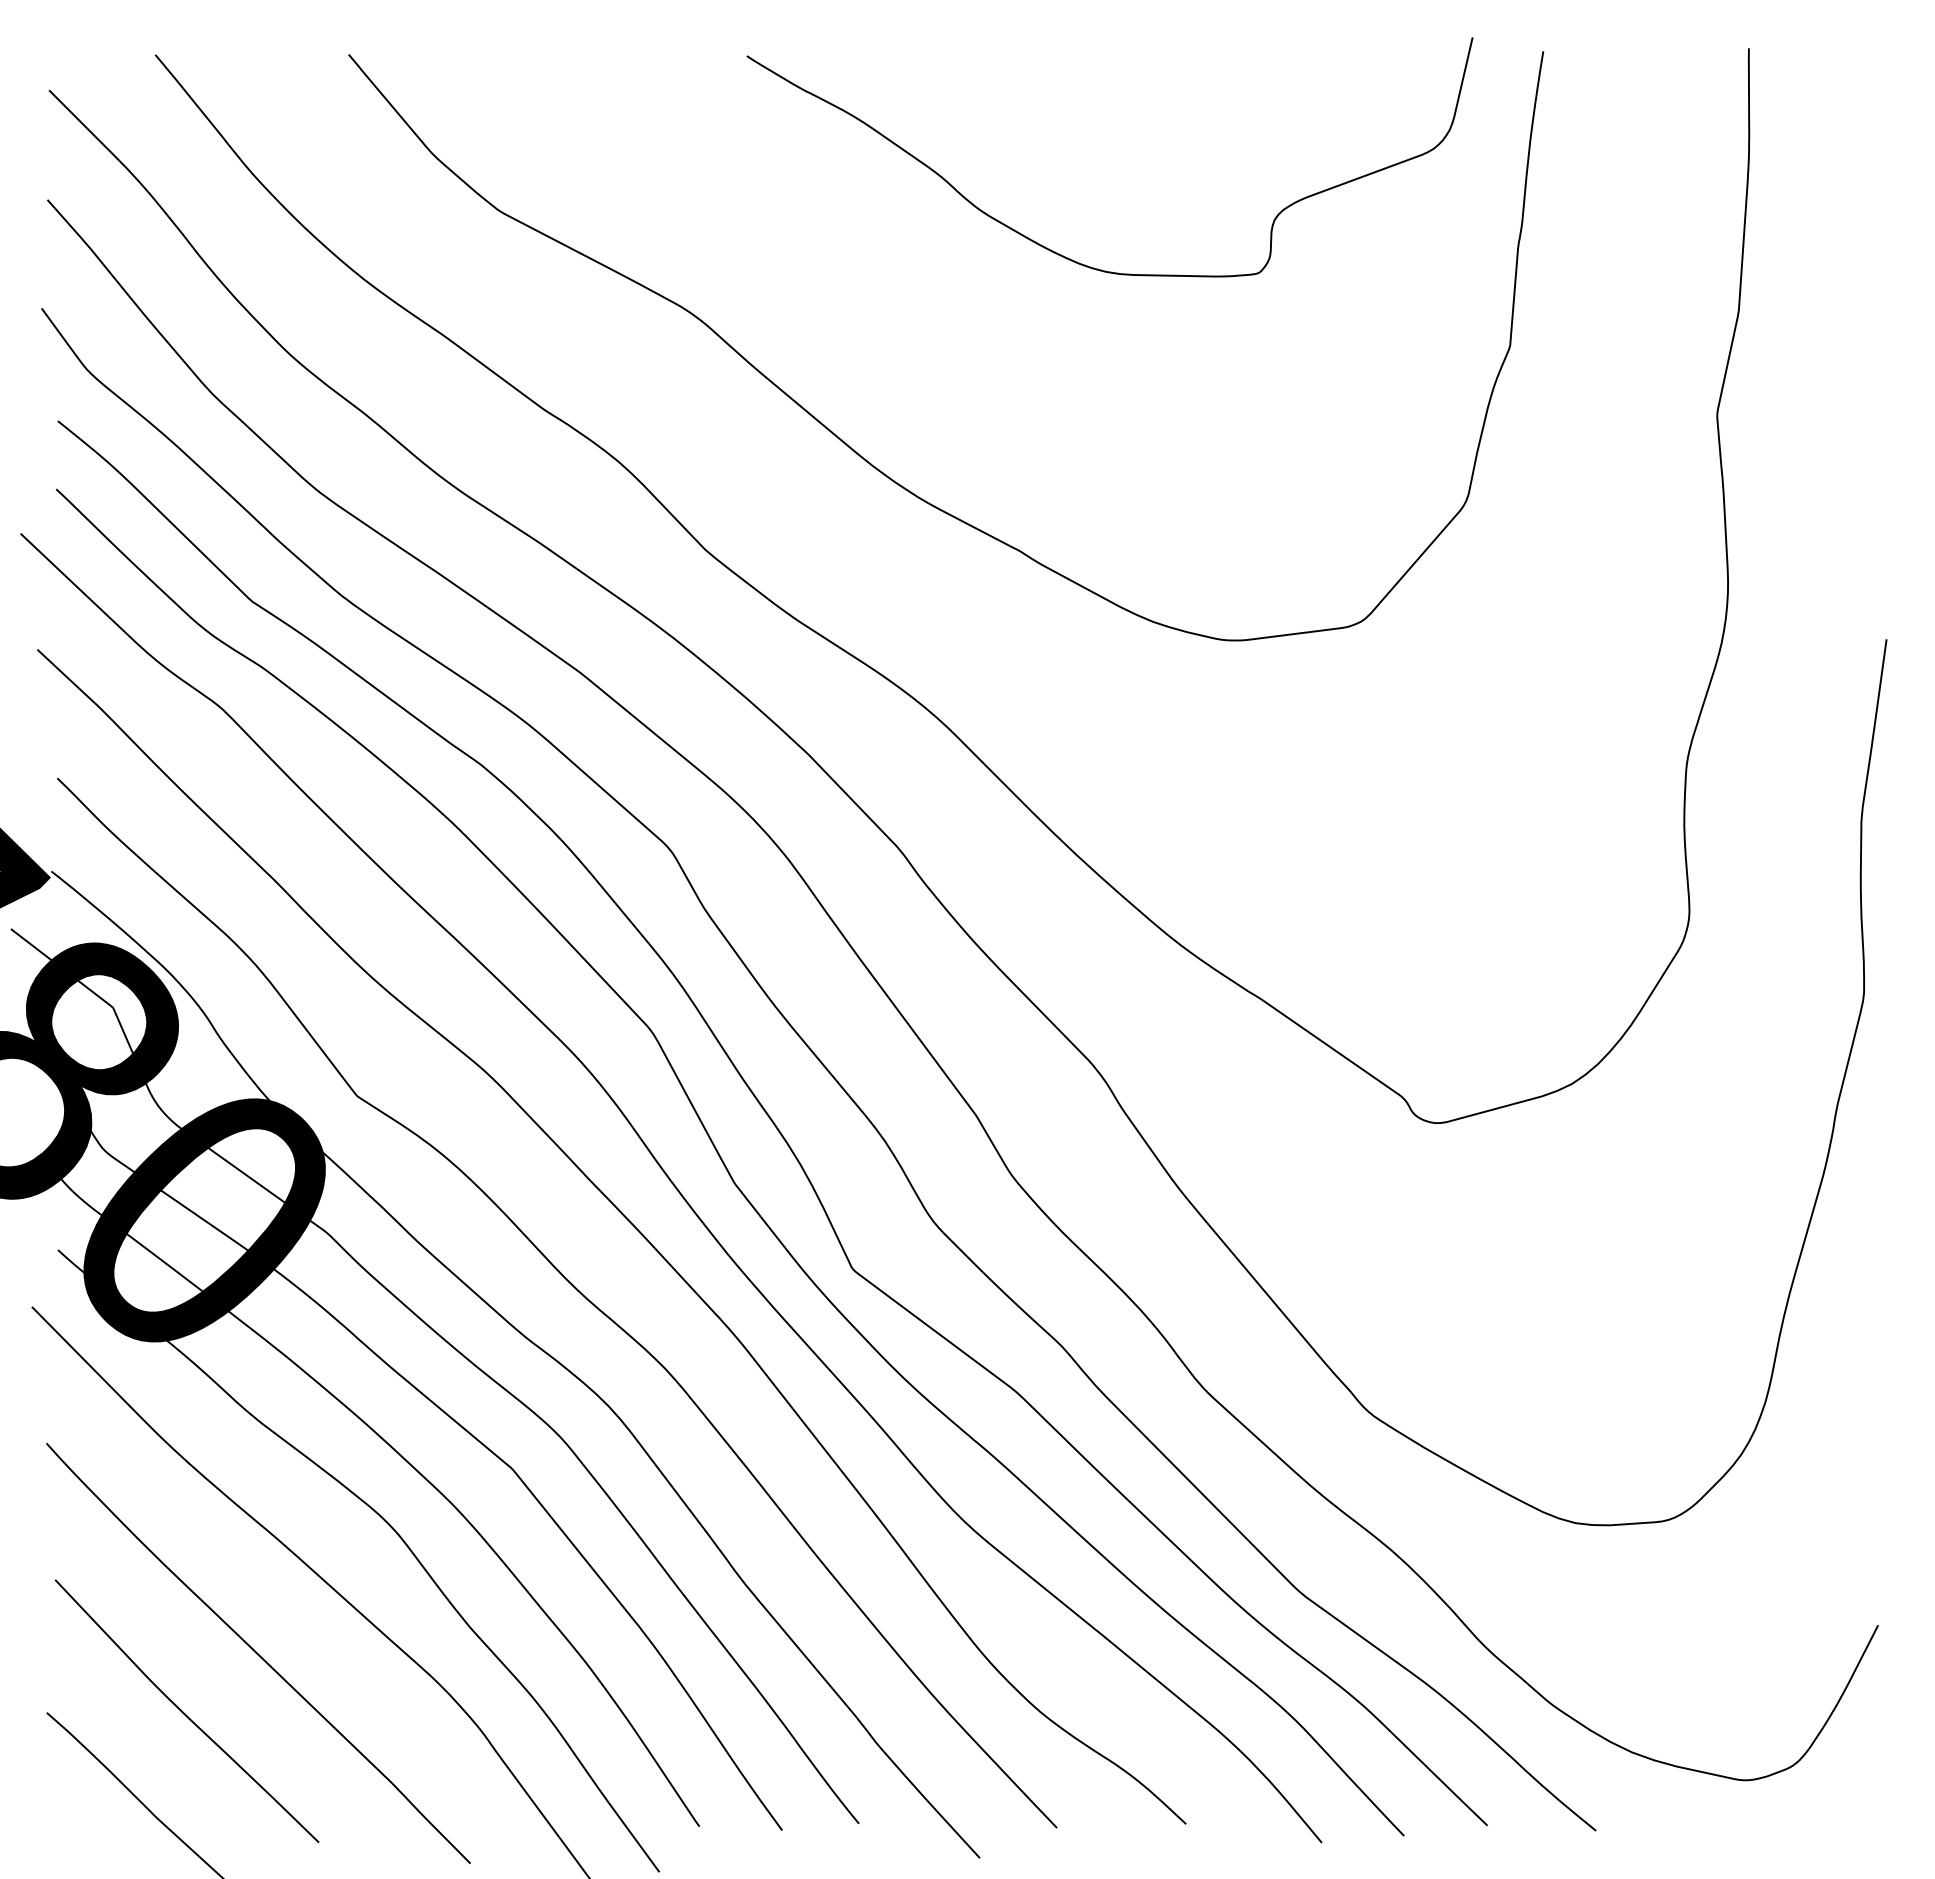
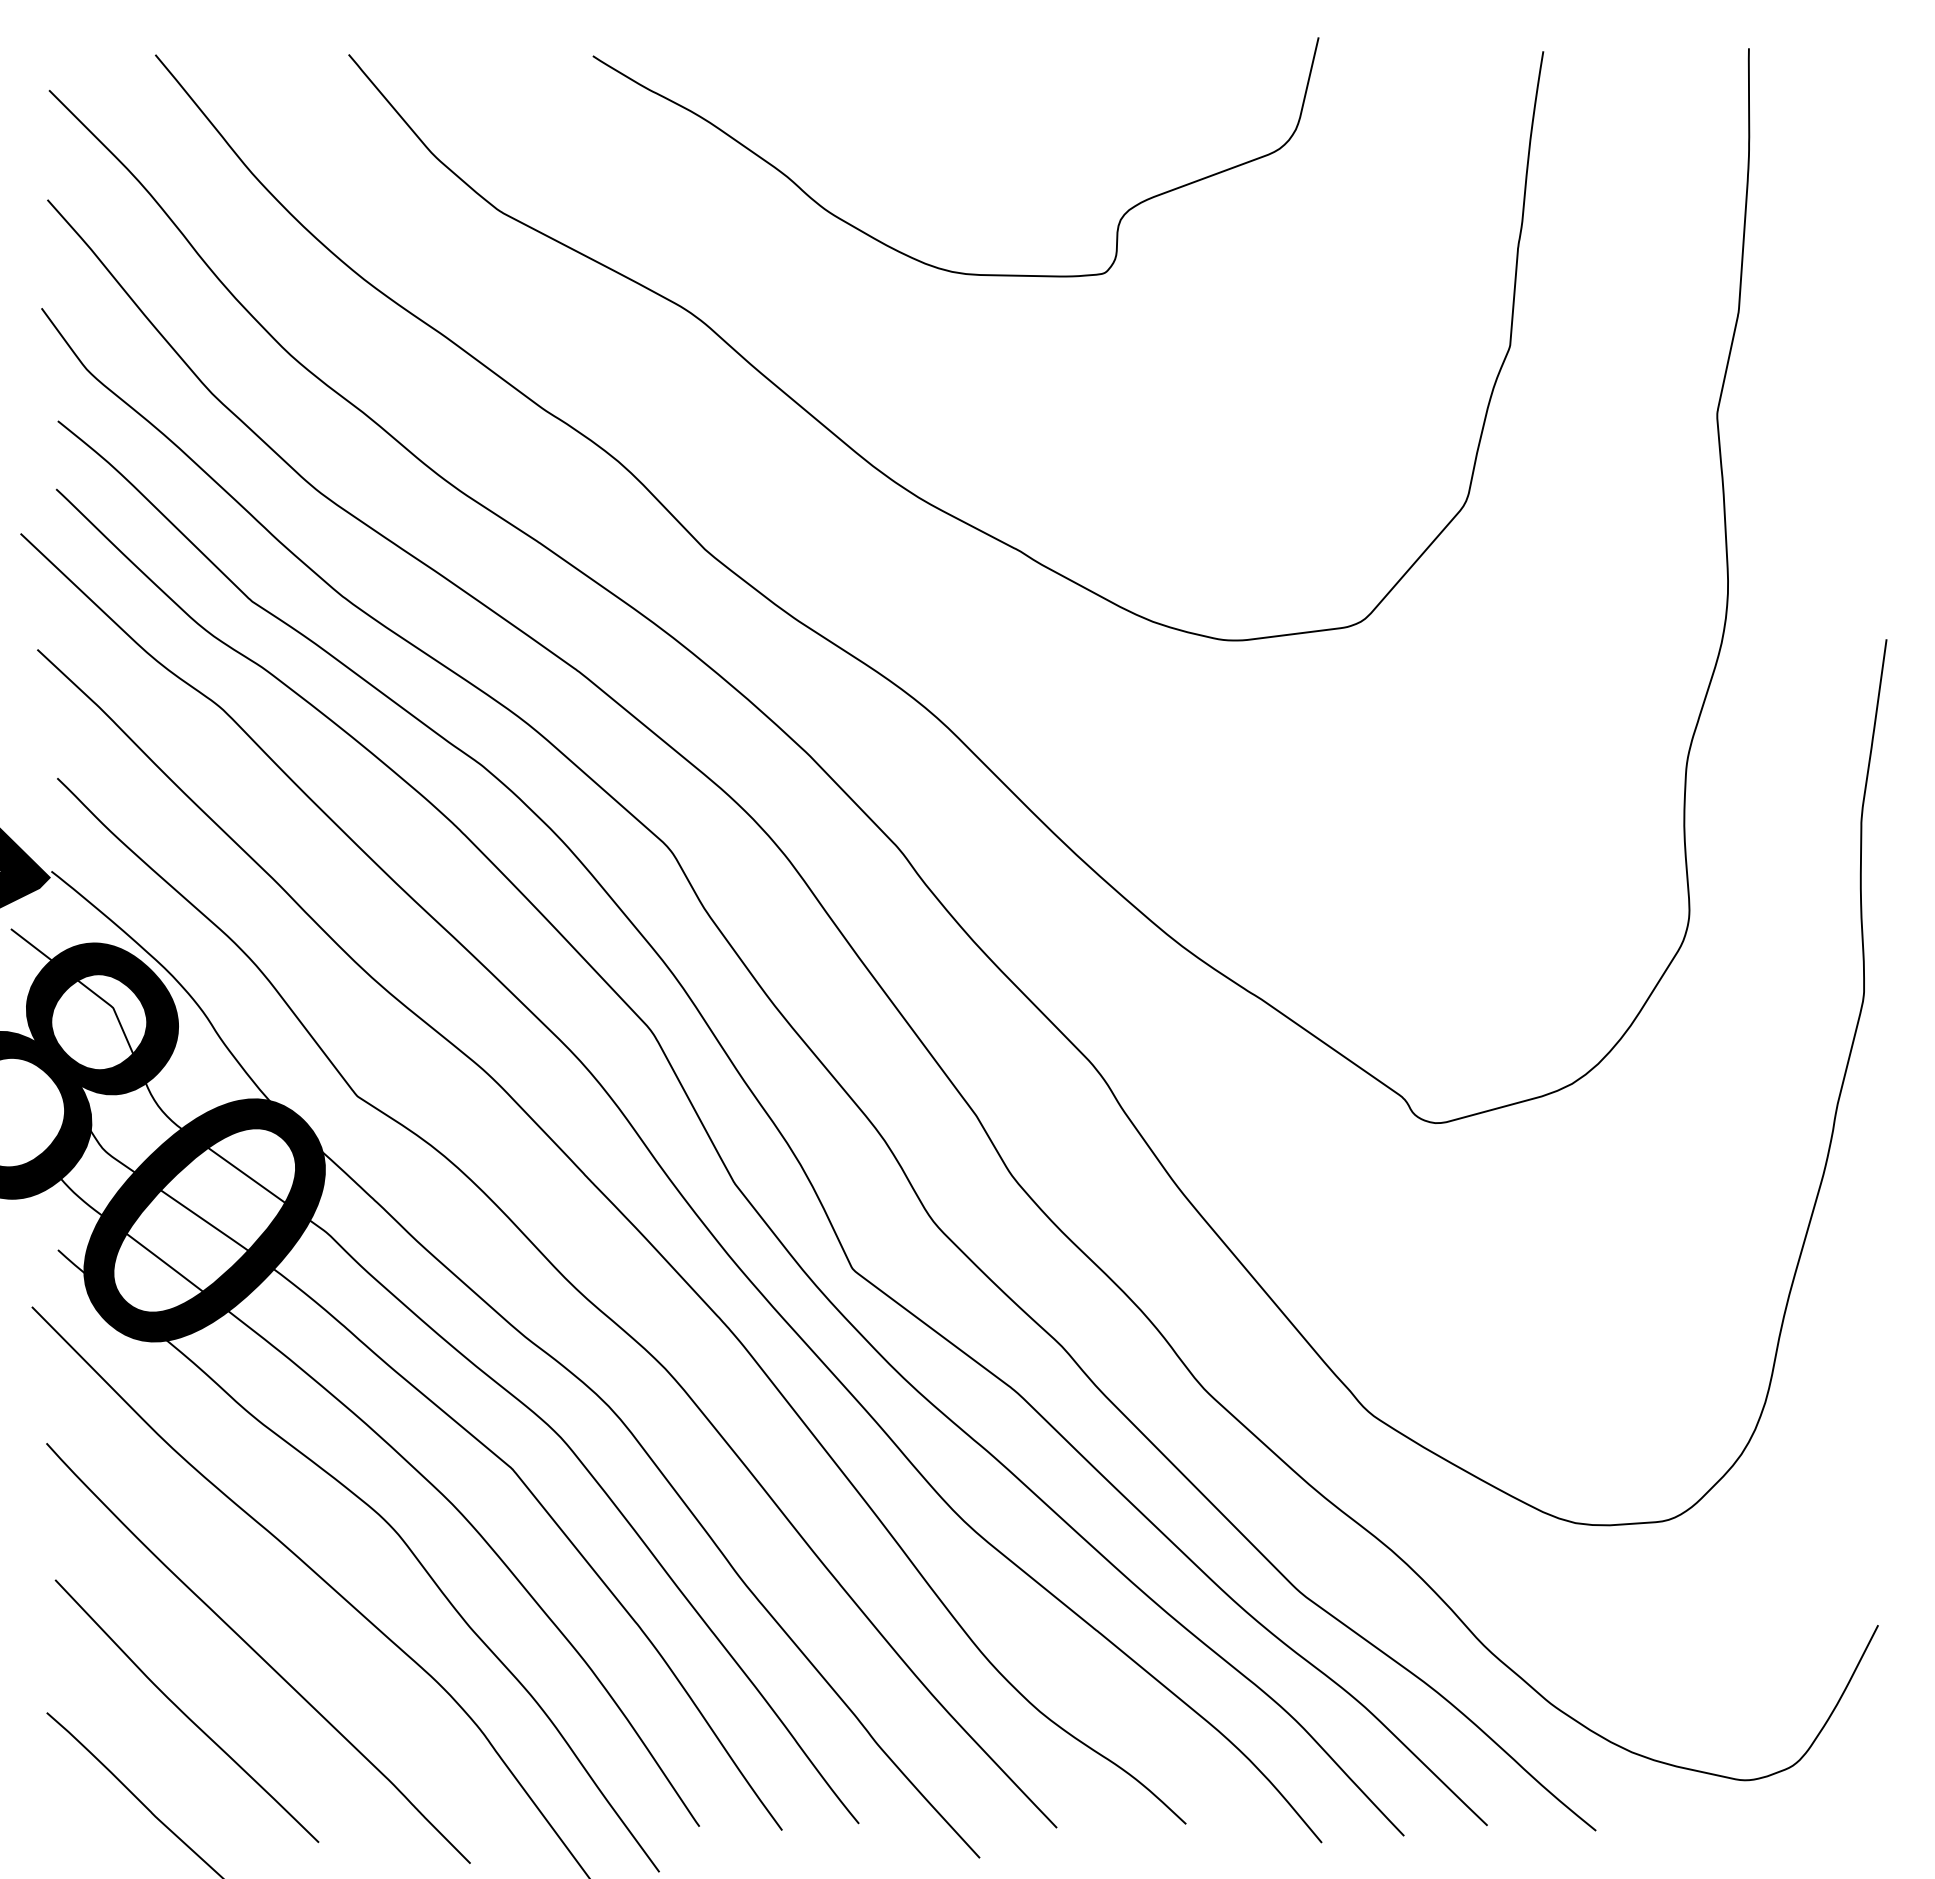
curve position: (1061, 254) -> (907, 254) (907, 254)
